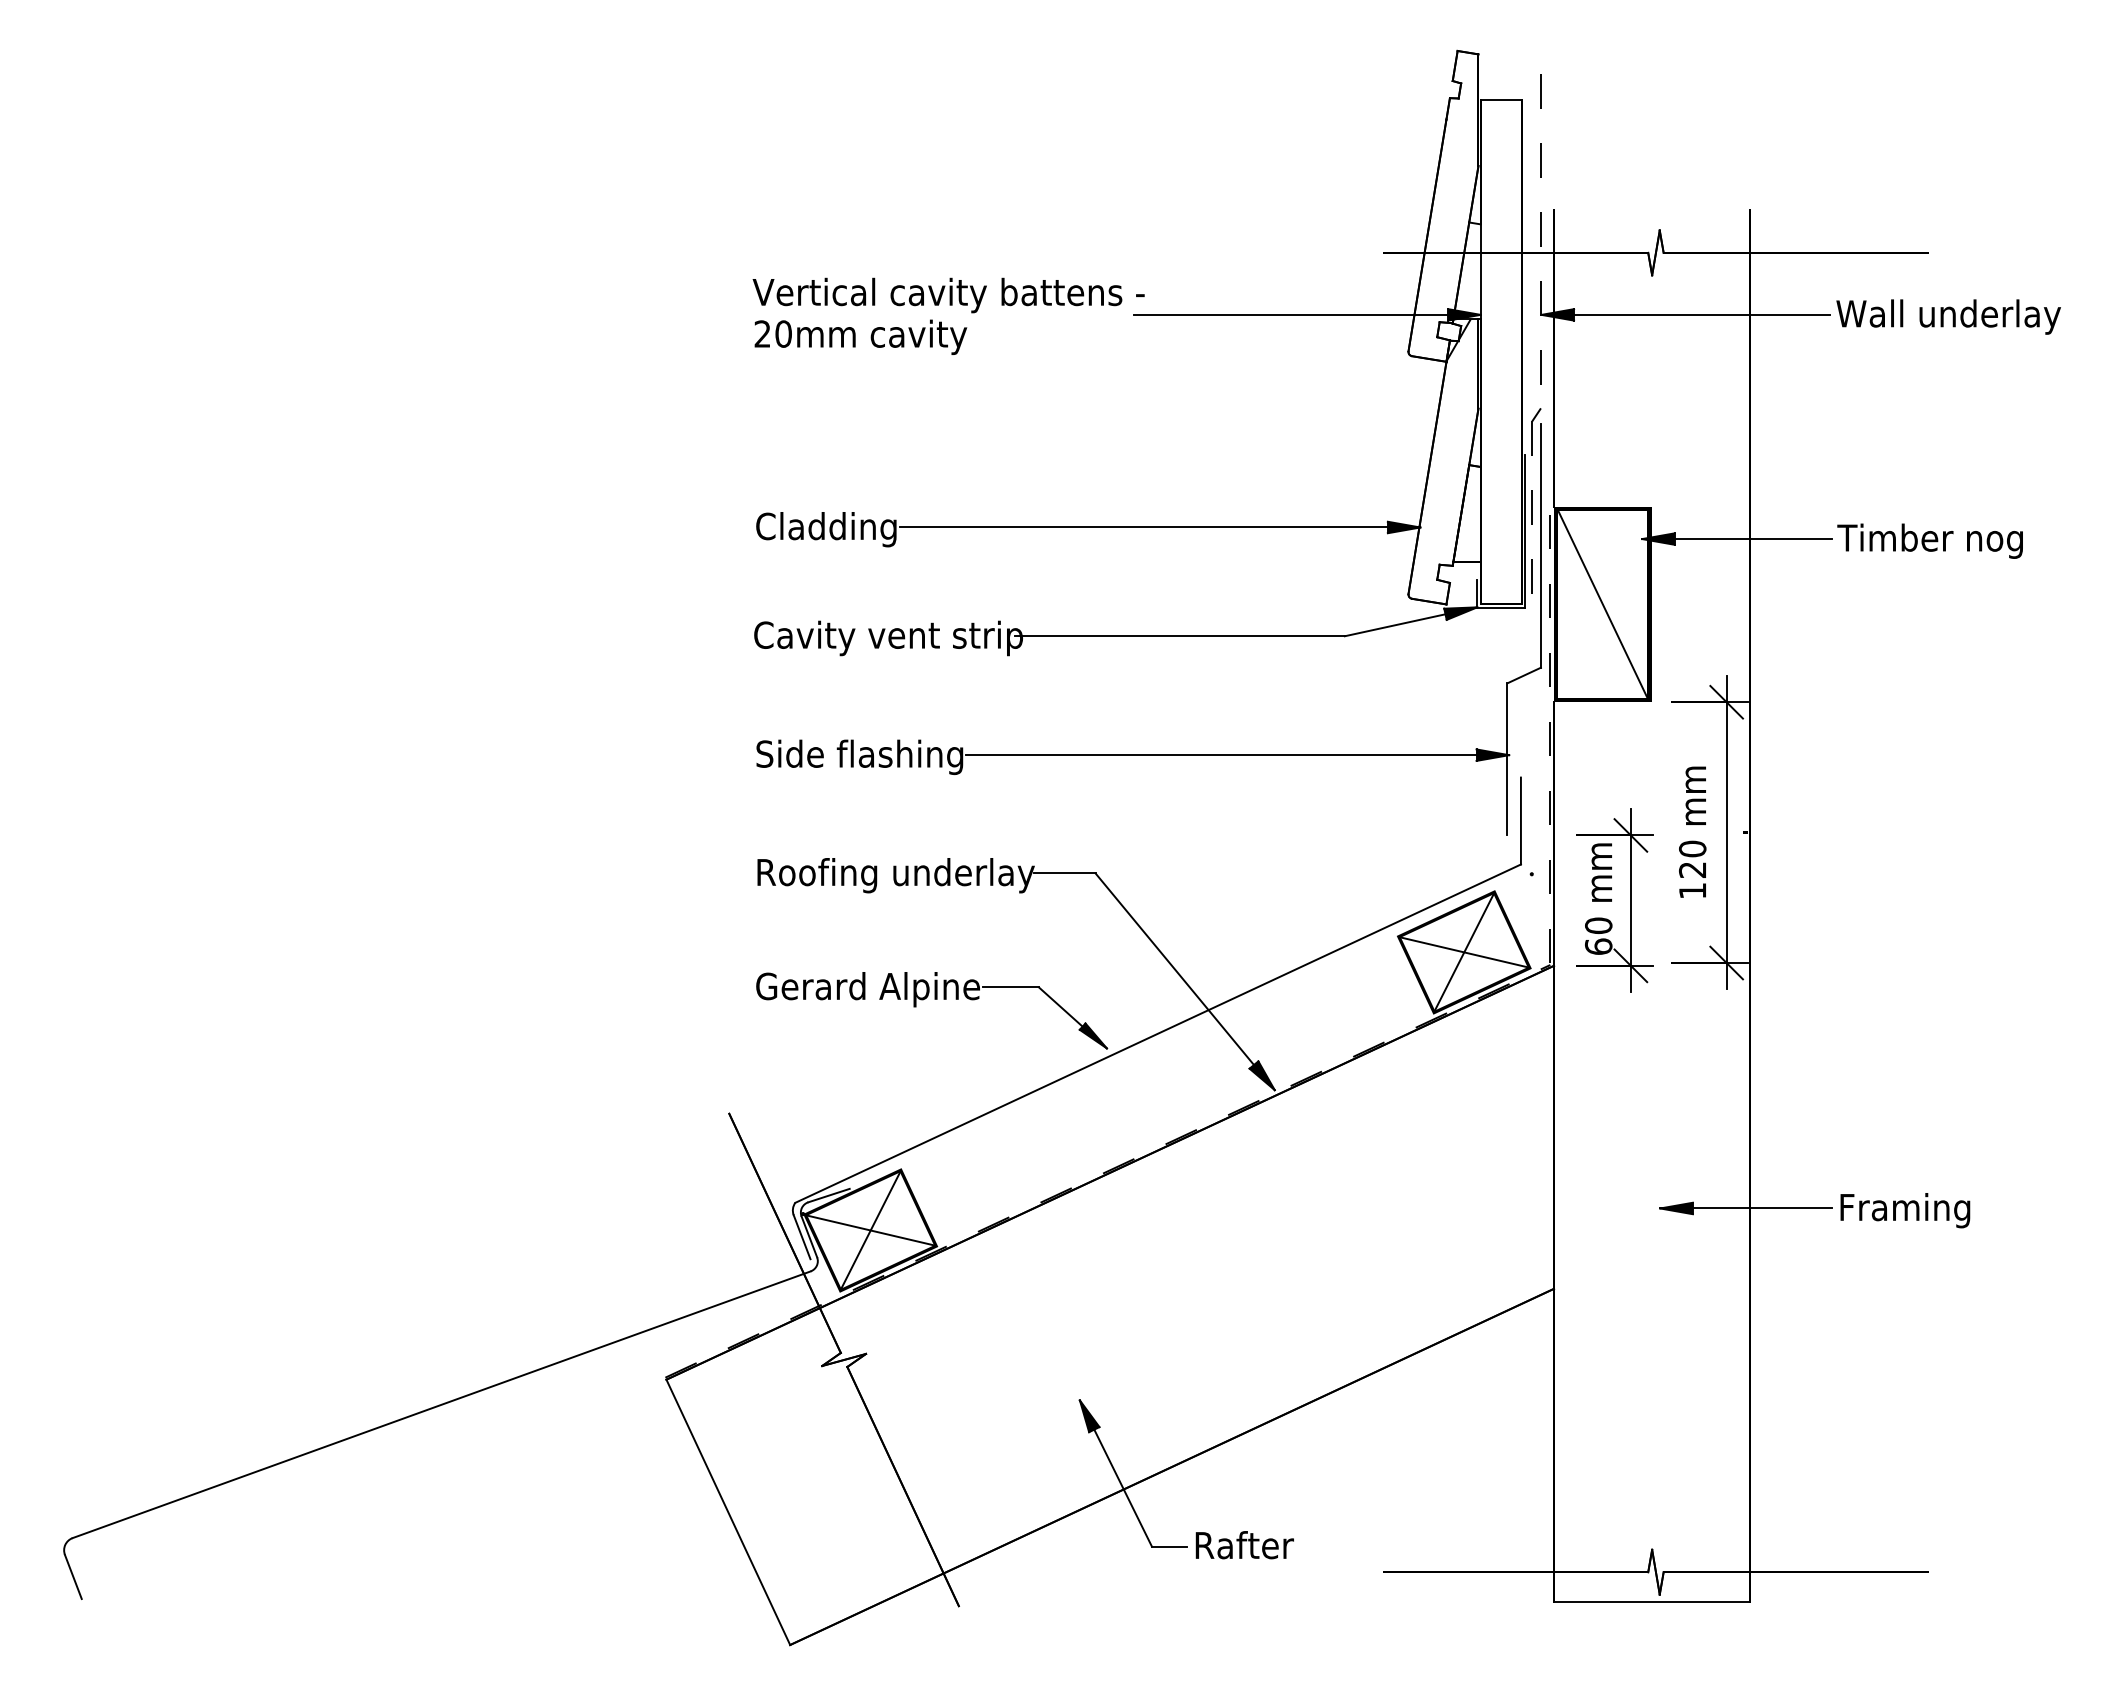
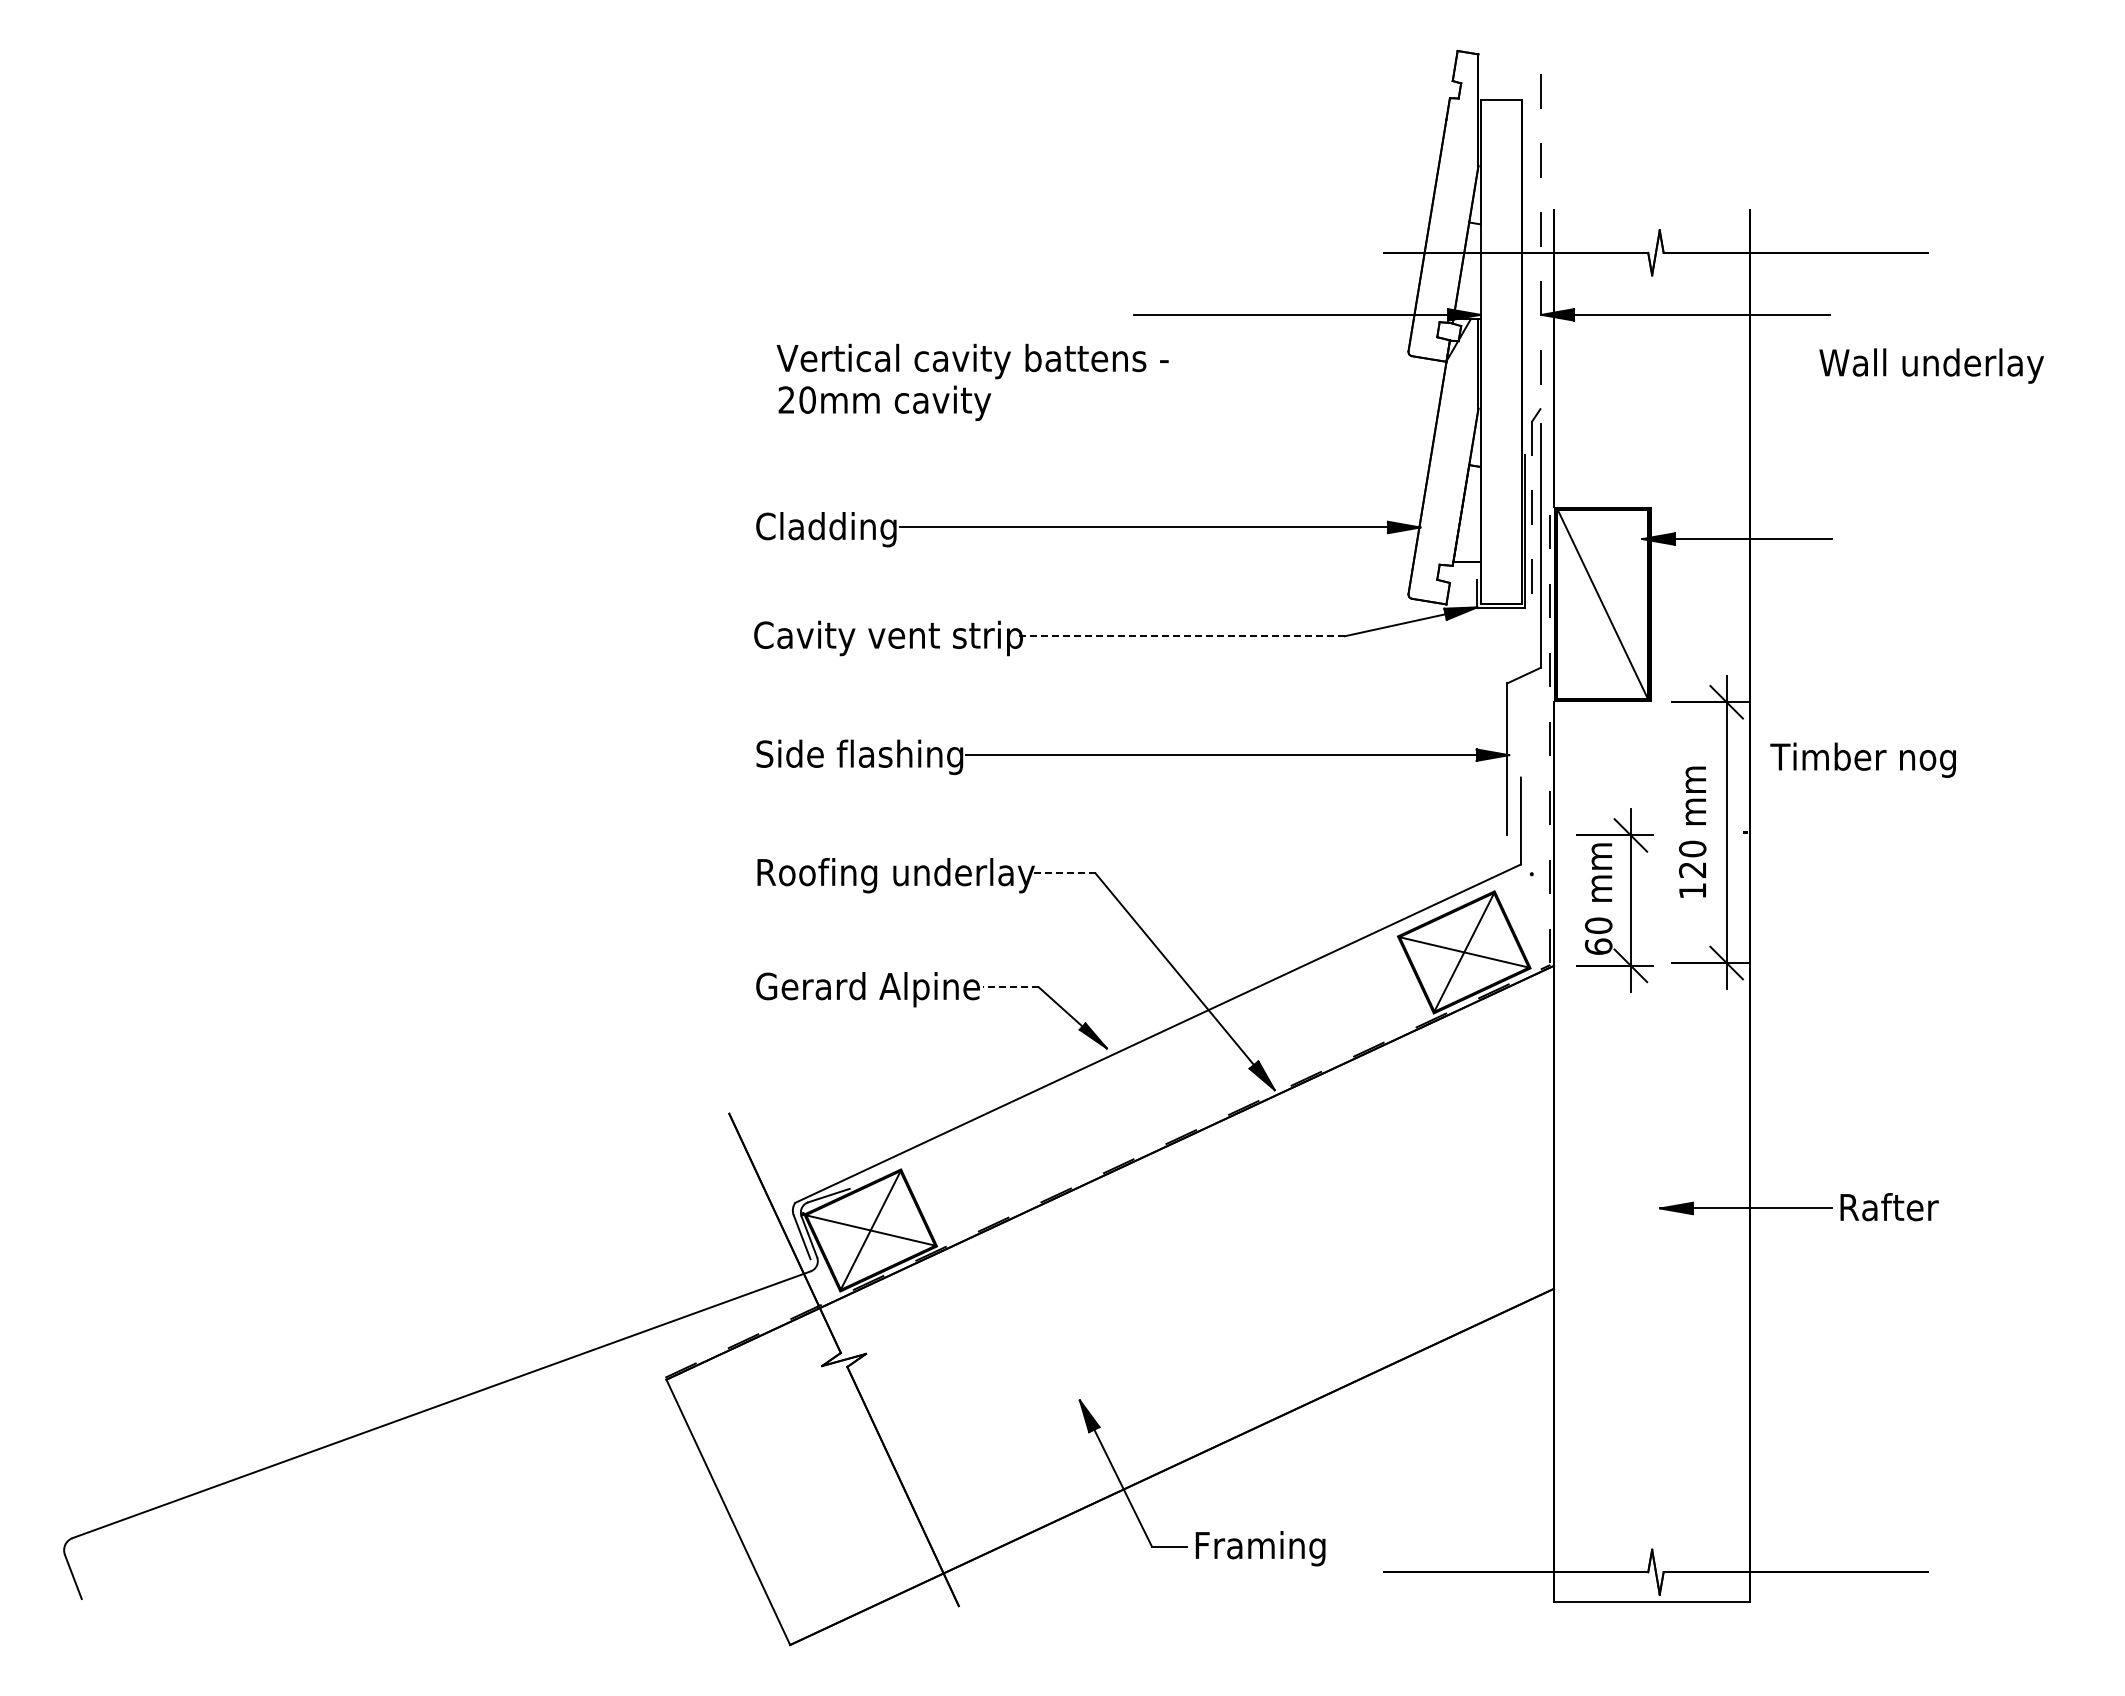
text position: (948, 315) -> (972, 381) (972, 381)
text position: (1948, 316) -> (1931, 365) (1931, 365)
text position: (1929, 540) -> (1862, 759) (1862, 759)
line: solid -> dashed (1180, 636)
line: solid -> dashed (1064, 873)
line: solid -> dashed (1010, 987)
text: Framing -> Rafter (1906, 1210)
text: Rafter -> Framing (1262, 1548)
